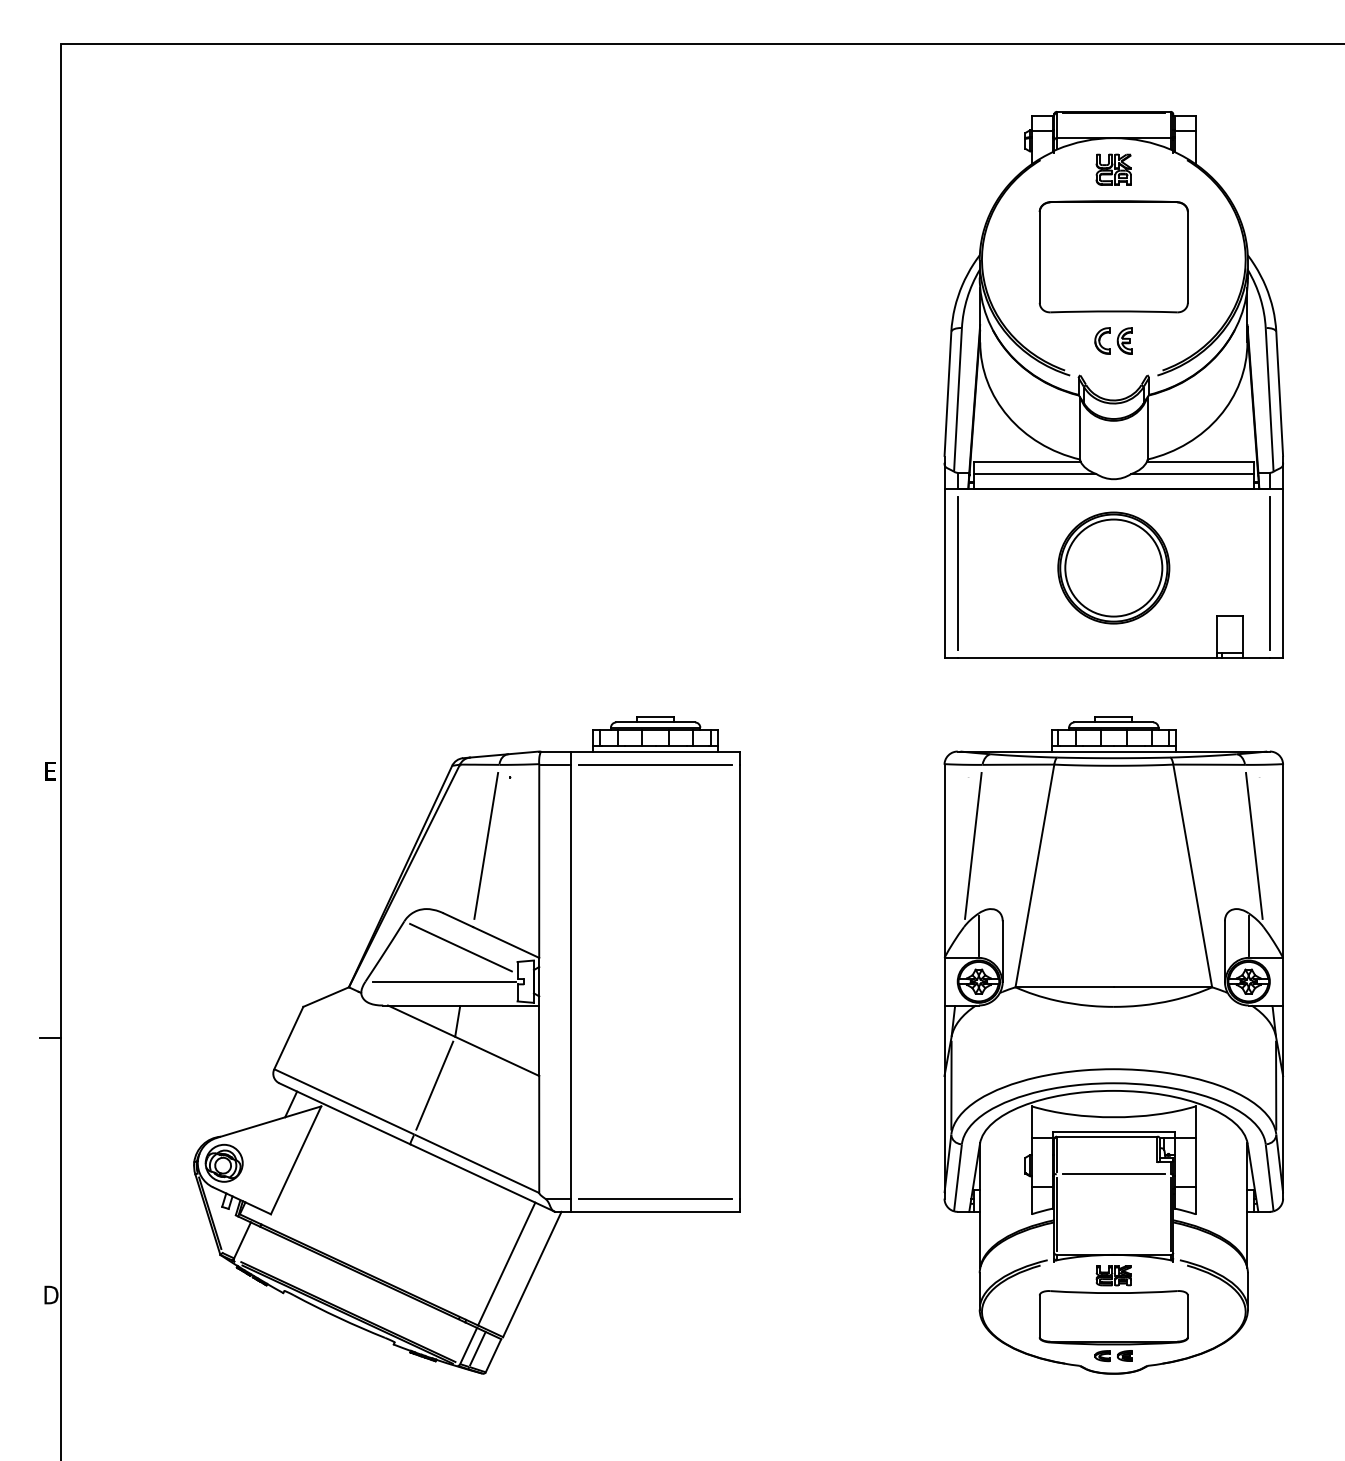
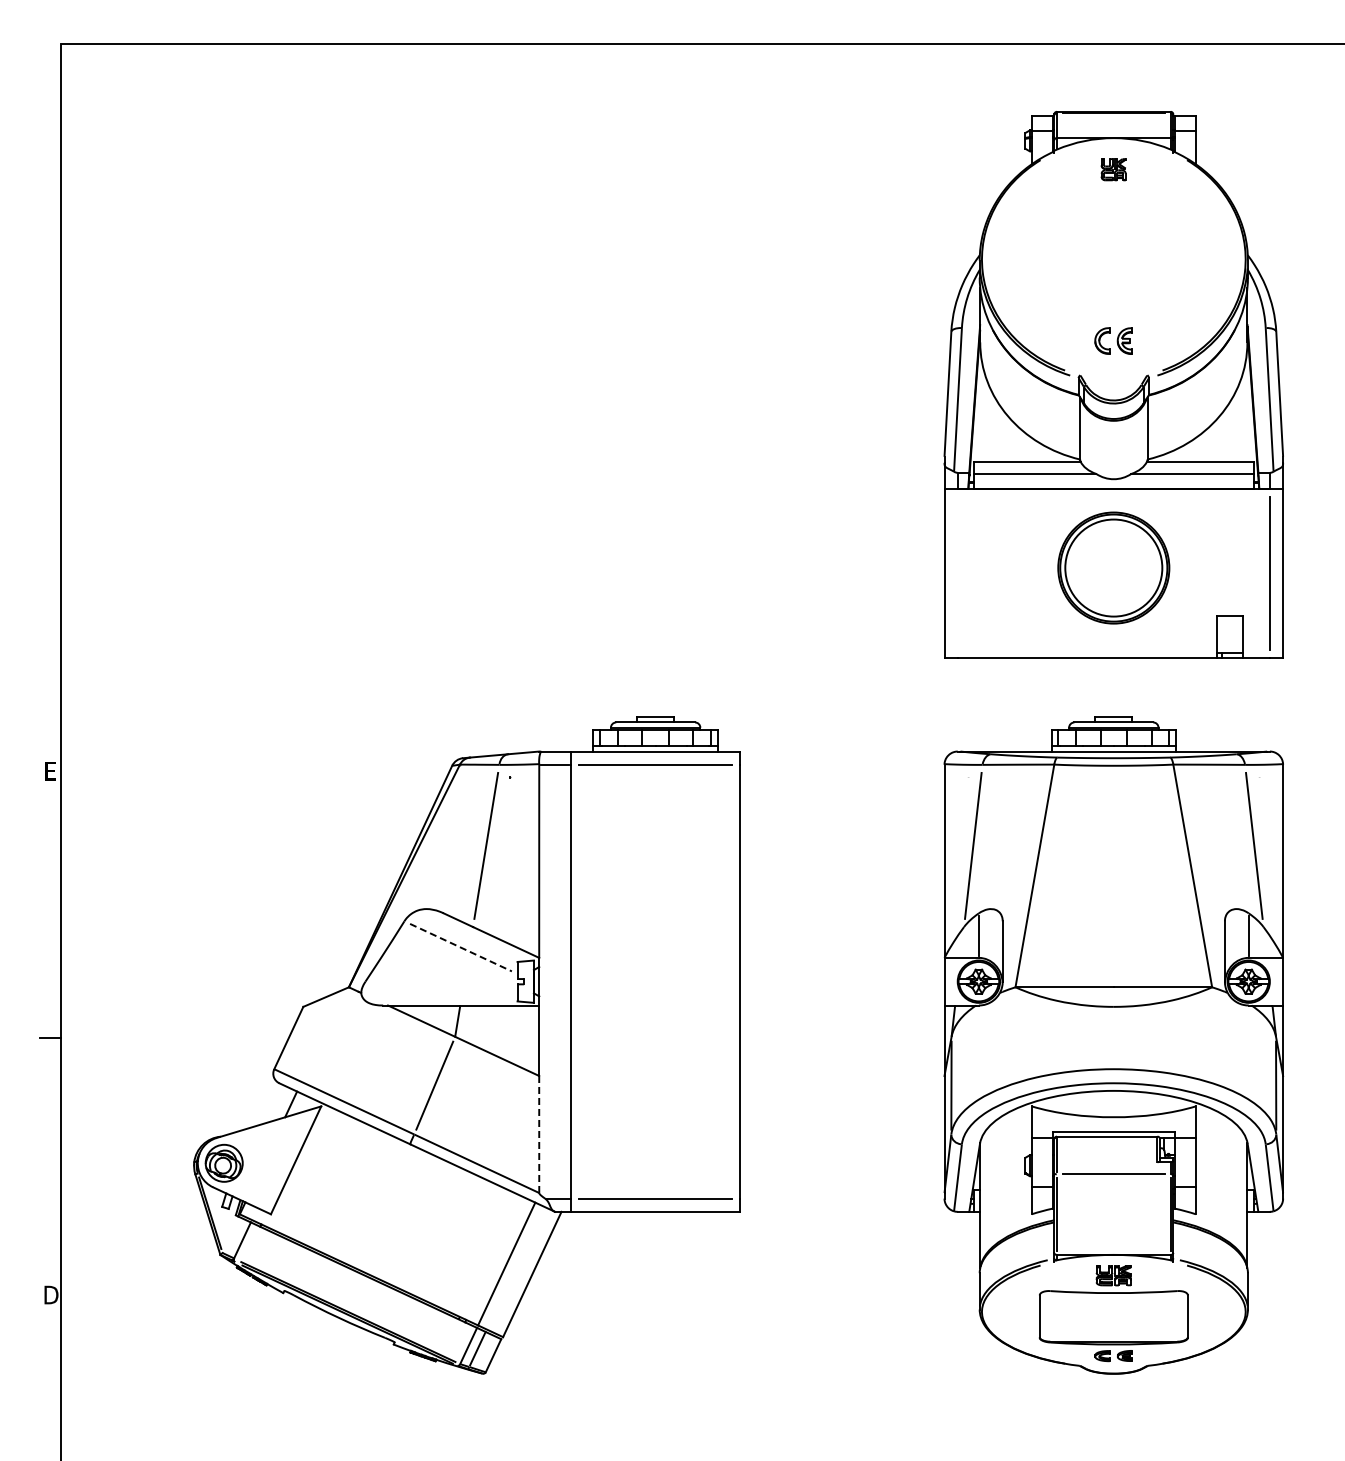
part size: 37x33 px -> 27x24 px (1113, 169)
part: present -> none (1113, 256)
line: present -> none (957, 573)
line: solid -> dashed (461, 947)
line: present -> none (444, 981)
line: solid -> dashed (539, 1134)
